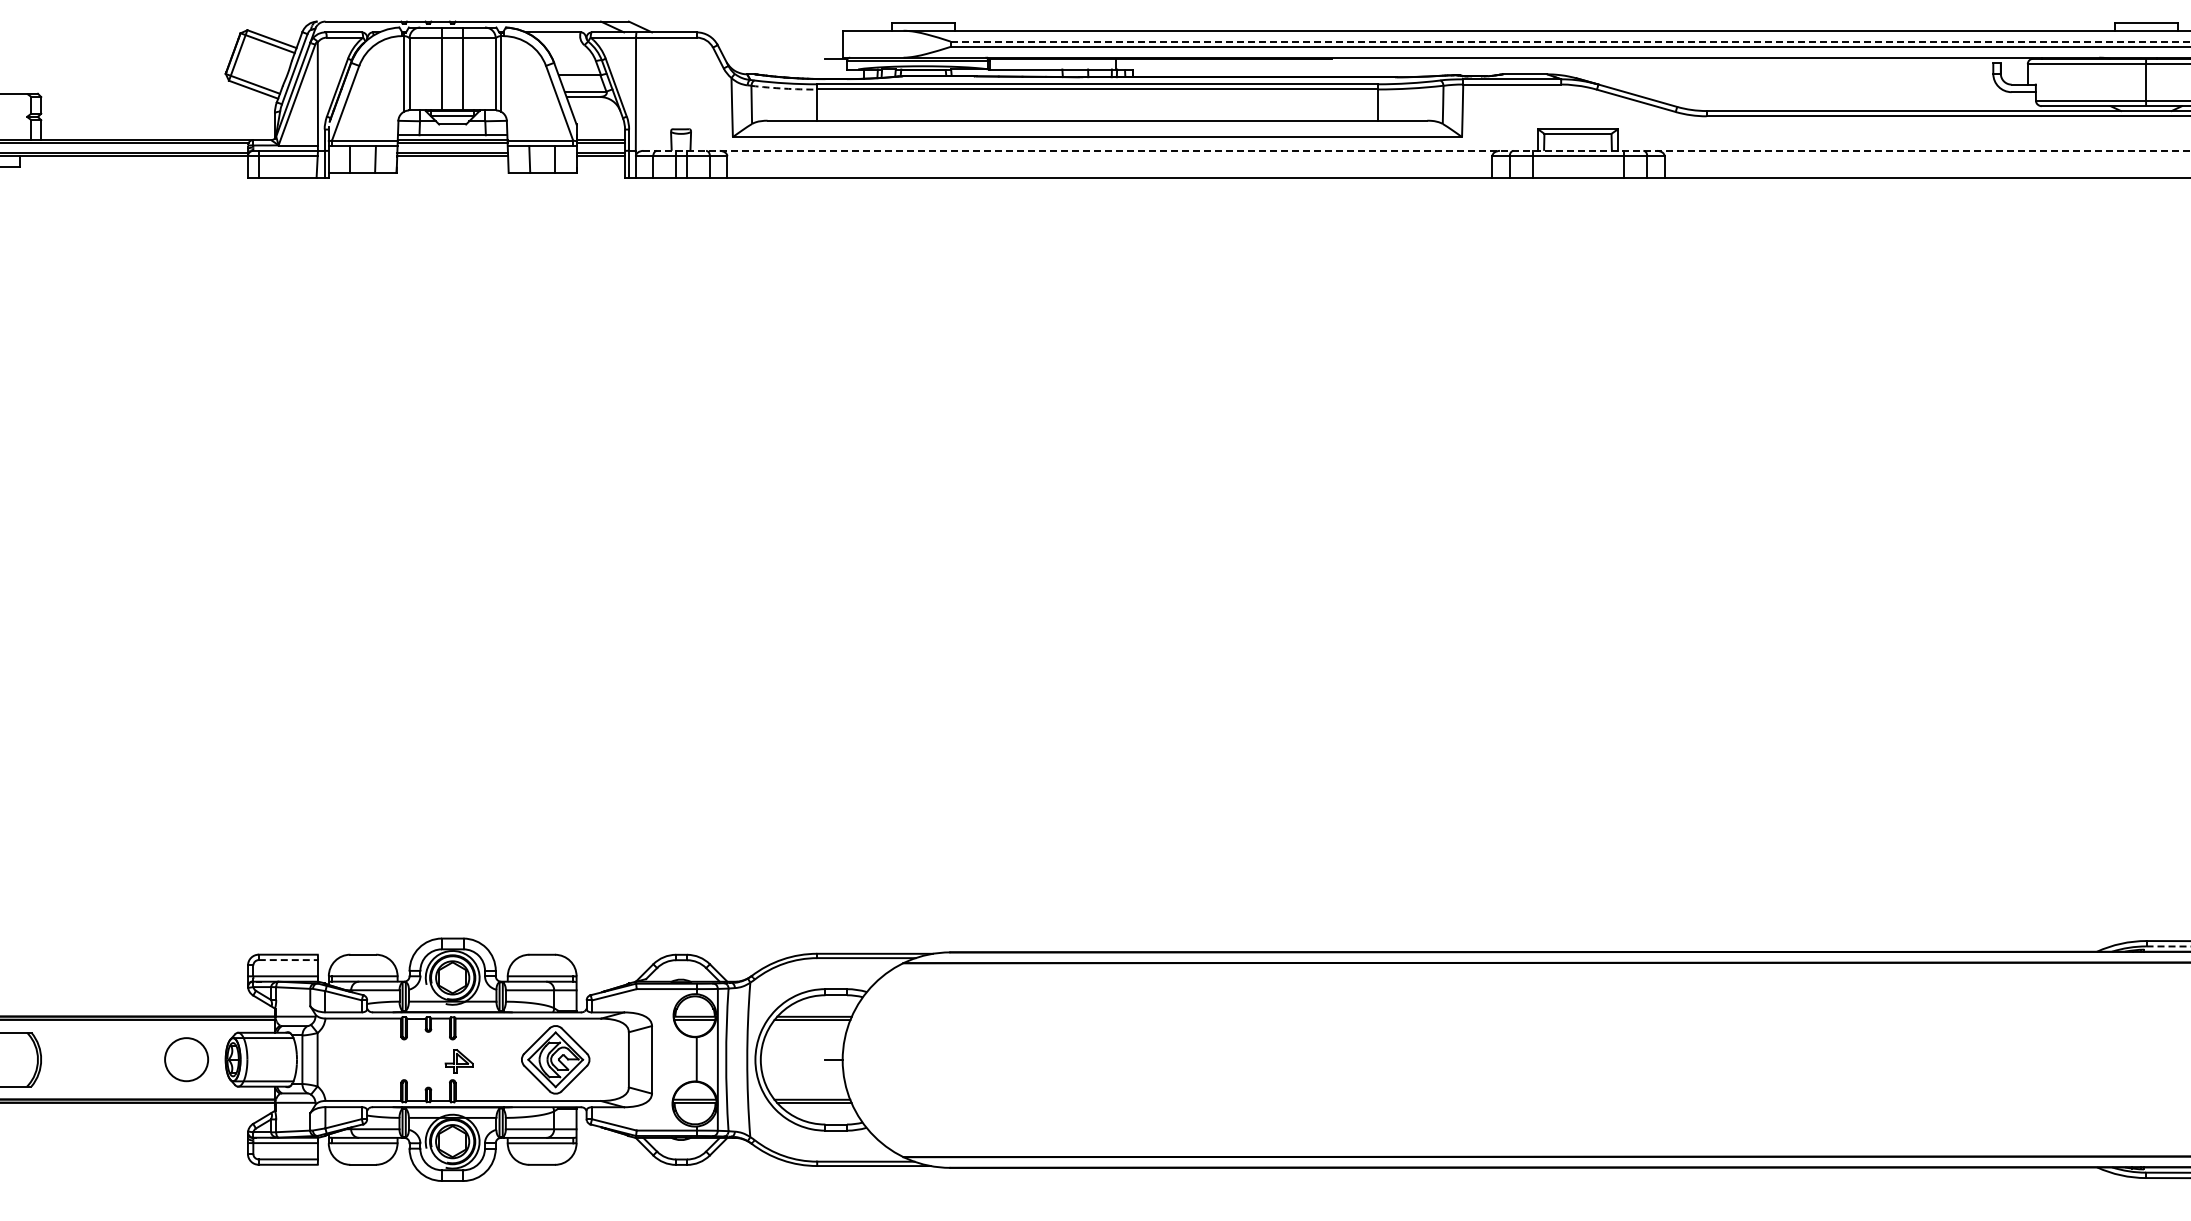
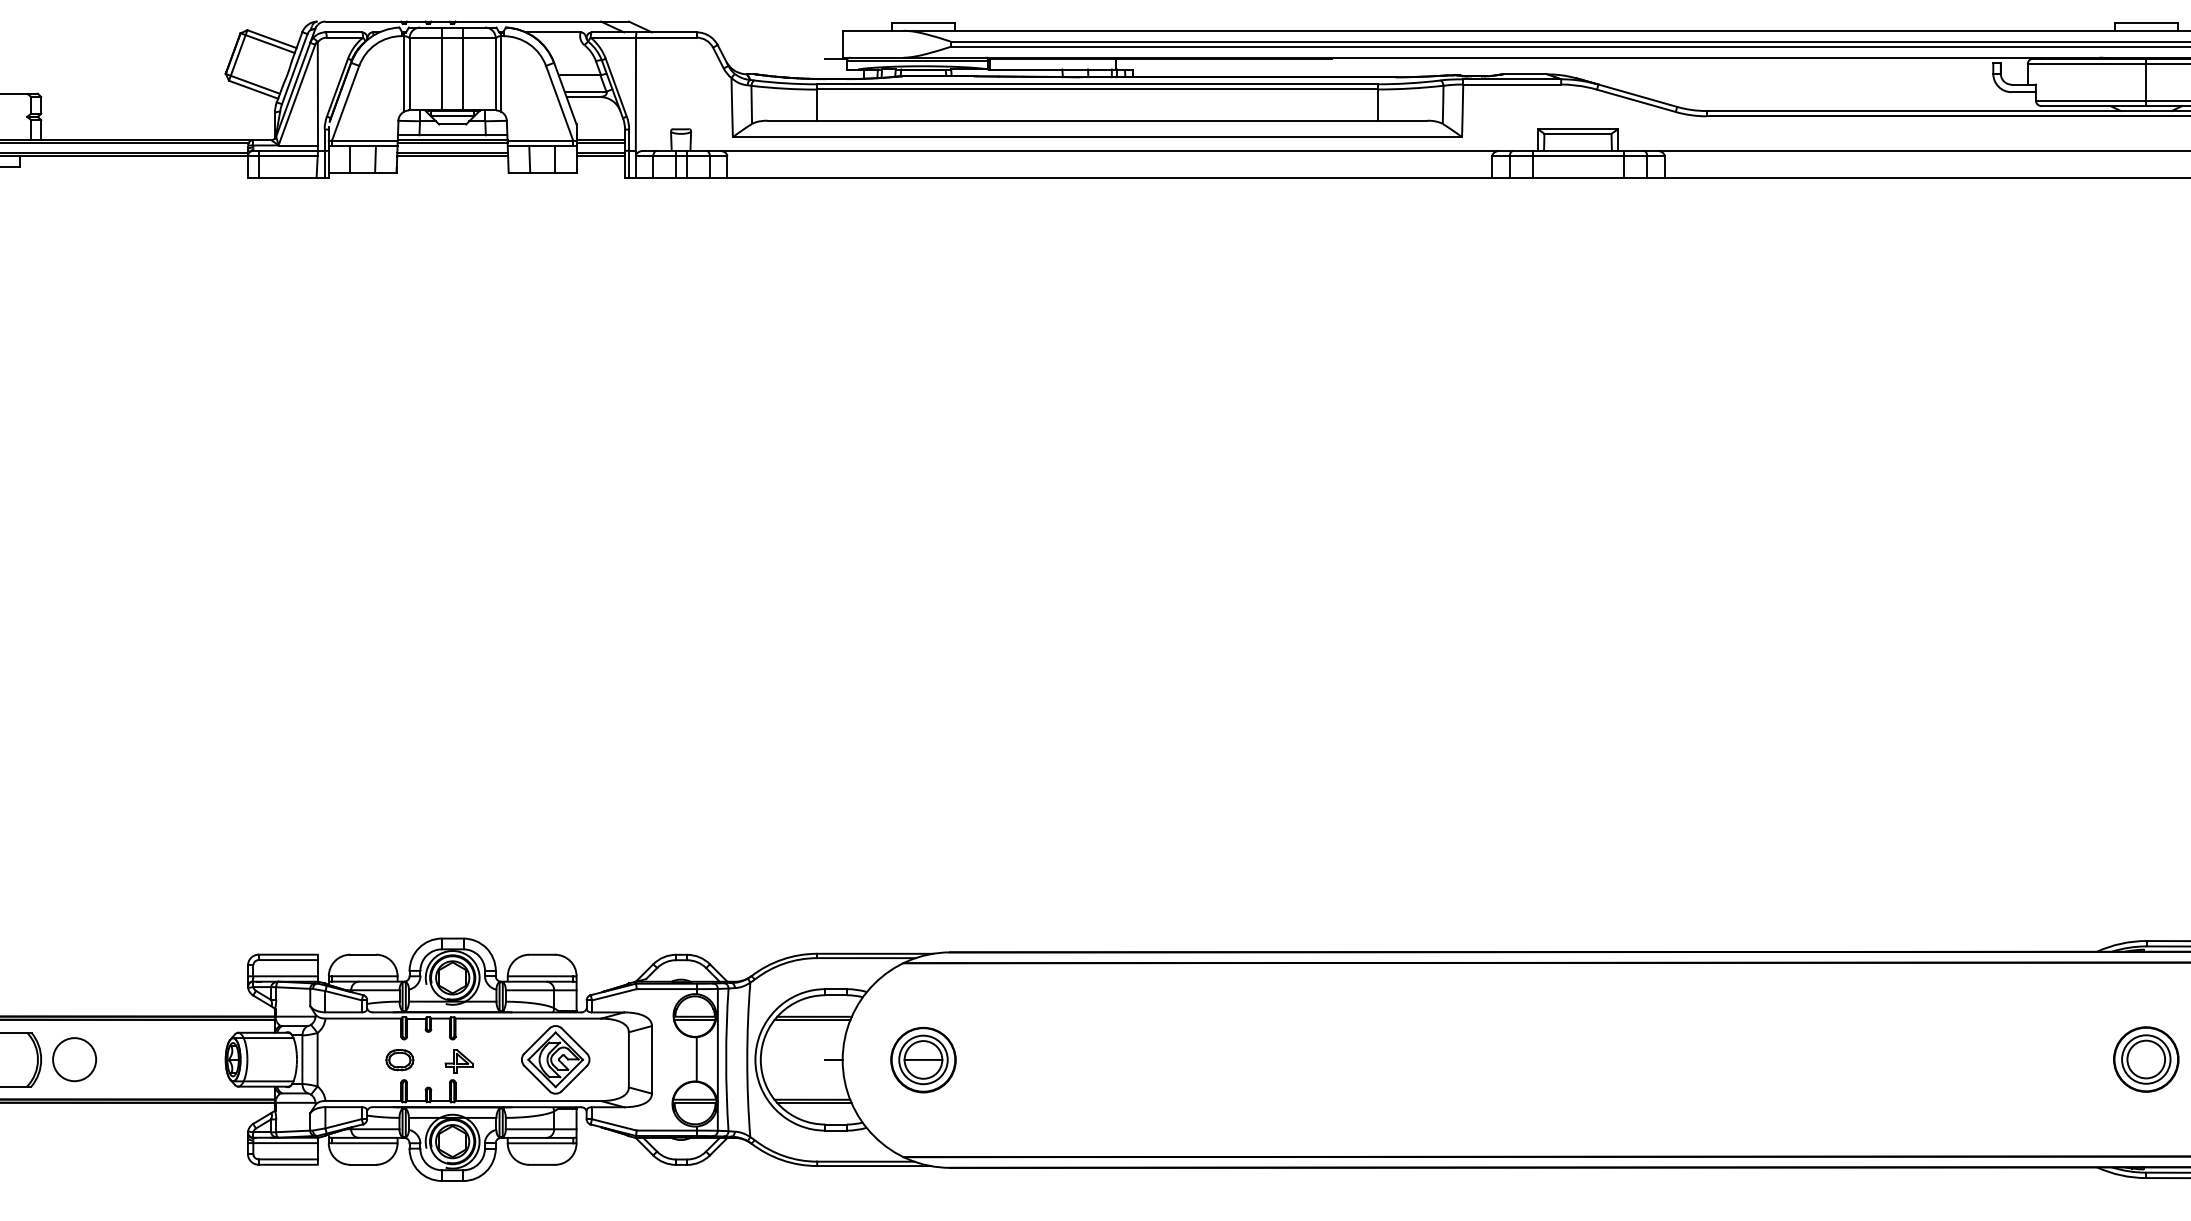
line: dashed -> solid (1570, 41)
arc: dashed -> solid (784, 88)
line: dashed -> solid (1417, 150)
line: dashed -> solid (2168, 946)
line: dashed -> solid (288, 960)
circle position: (186, 1059) -> (74, 1059) (74, 1059)
part: none -> present (923, 1059)
part: none -> present (2146, 1059)
part: none -> present (399, 1060)
